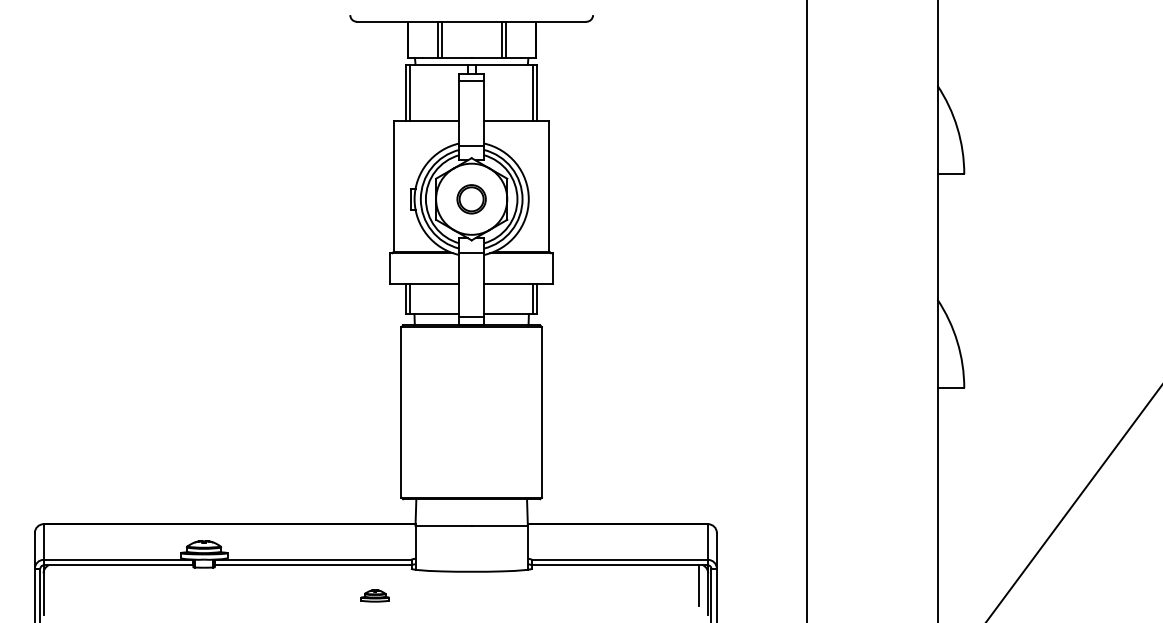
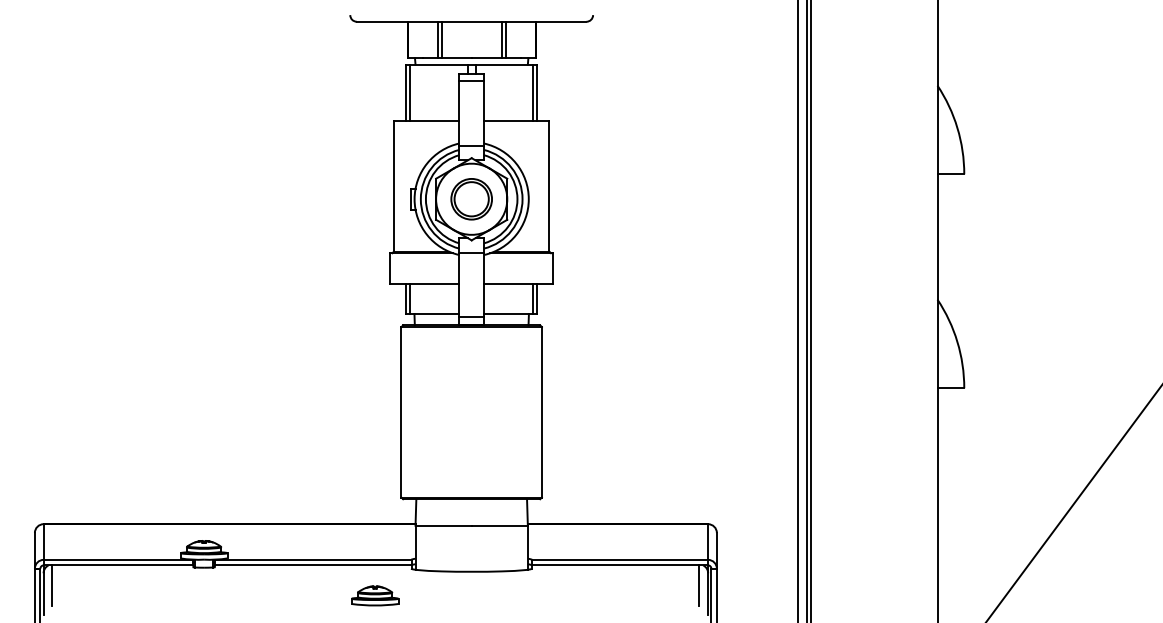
part size: 31x31 px -> 43x43 px (471, 199)
line: none -> present (798, 310)
line: none -> present (811, 310)
line: none -> present (52, 585)
part size: 30x14 px -> 49x22 px (375, 595)
